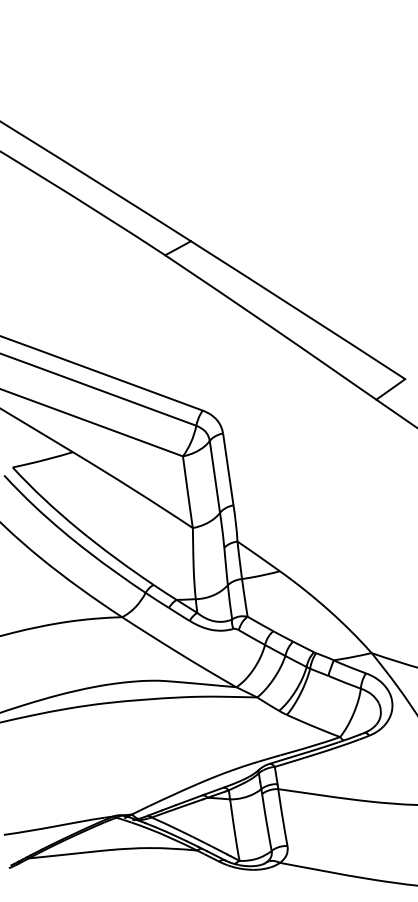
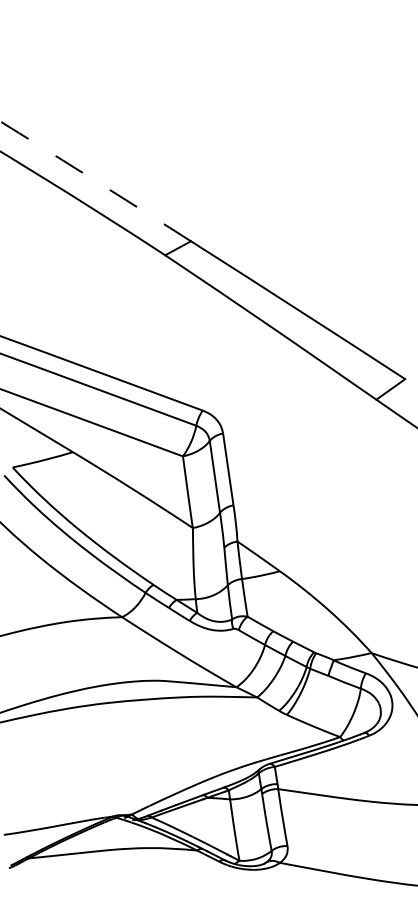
arc: solid -> dashed (96, 181)
